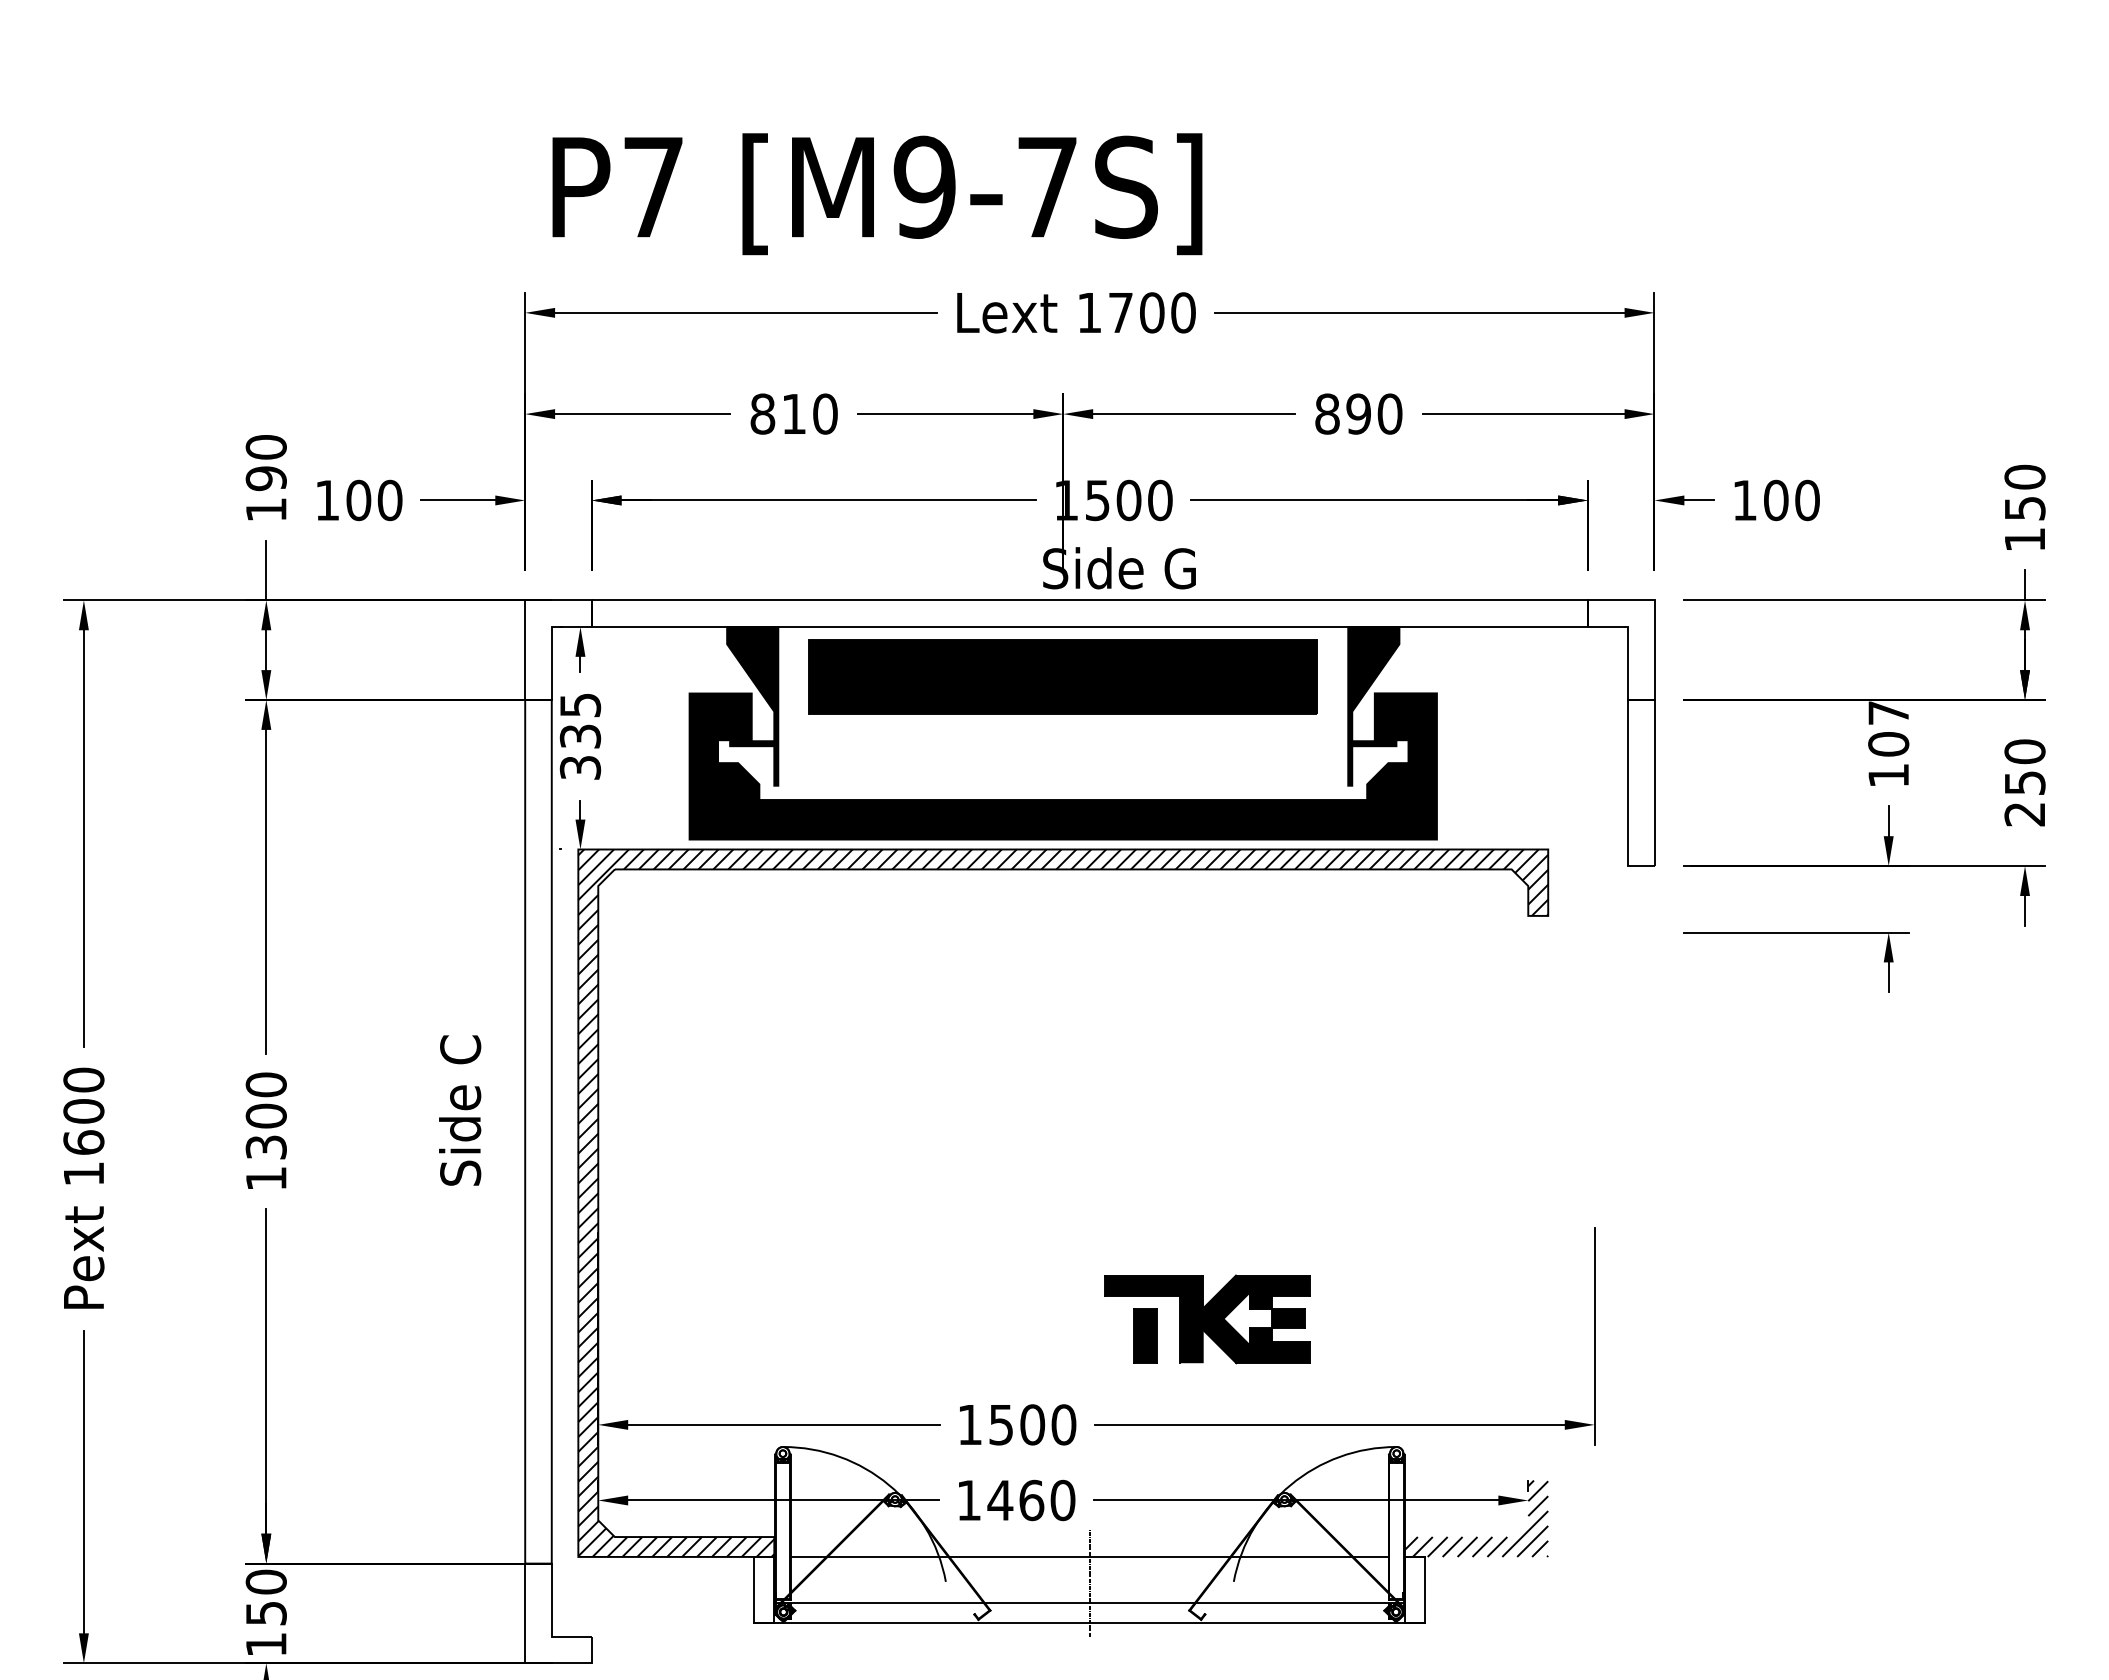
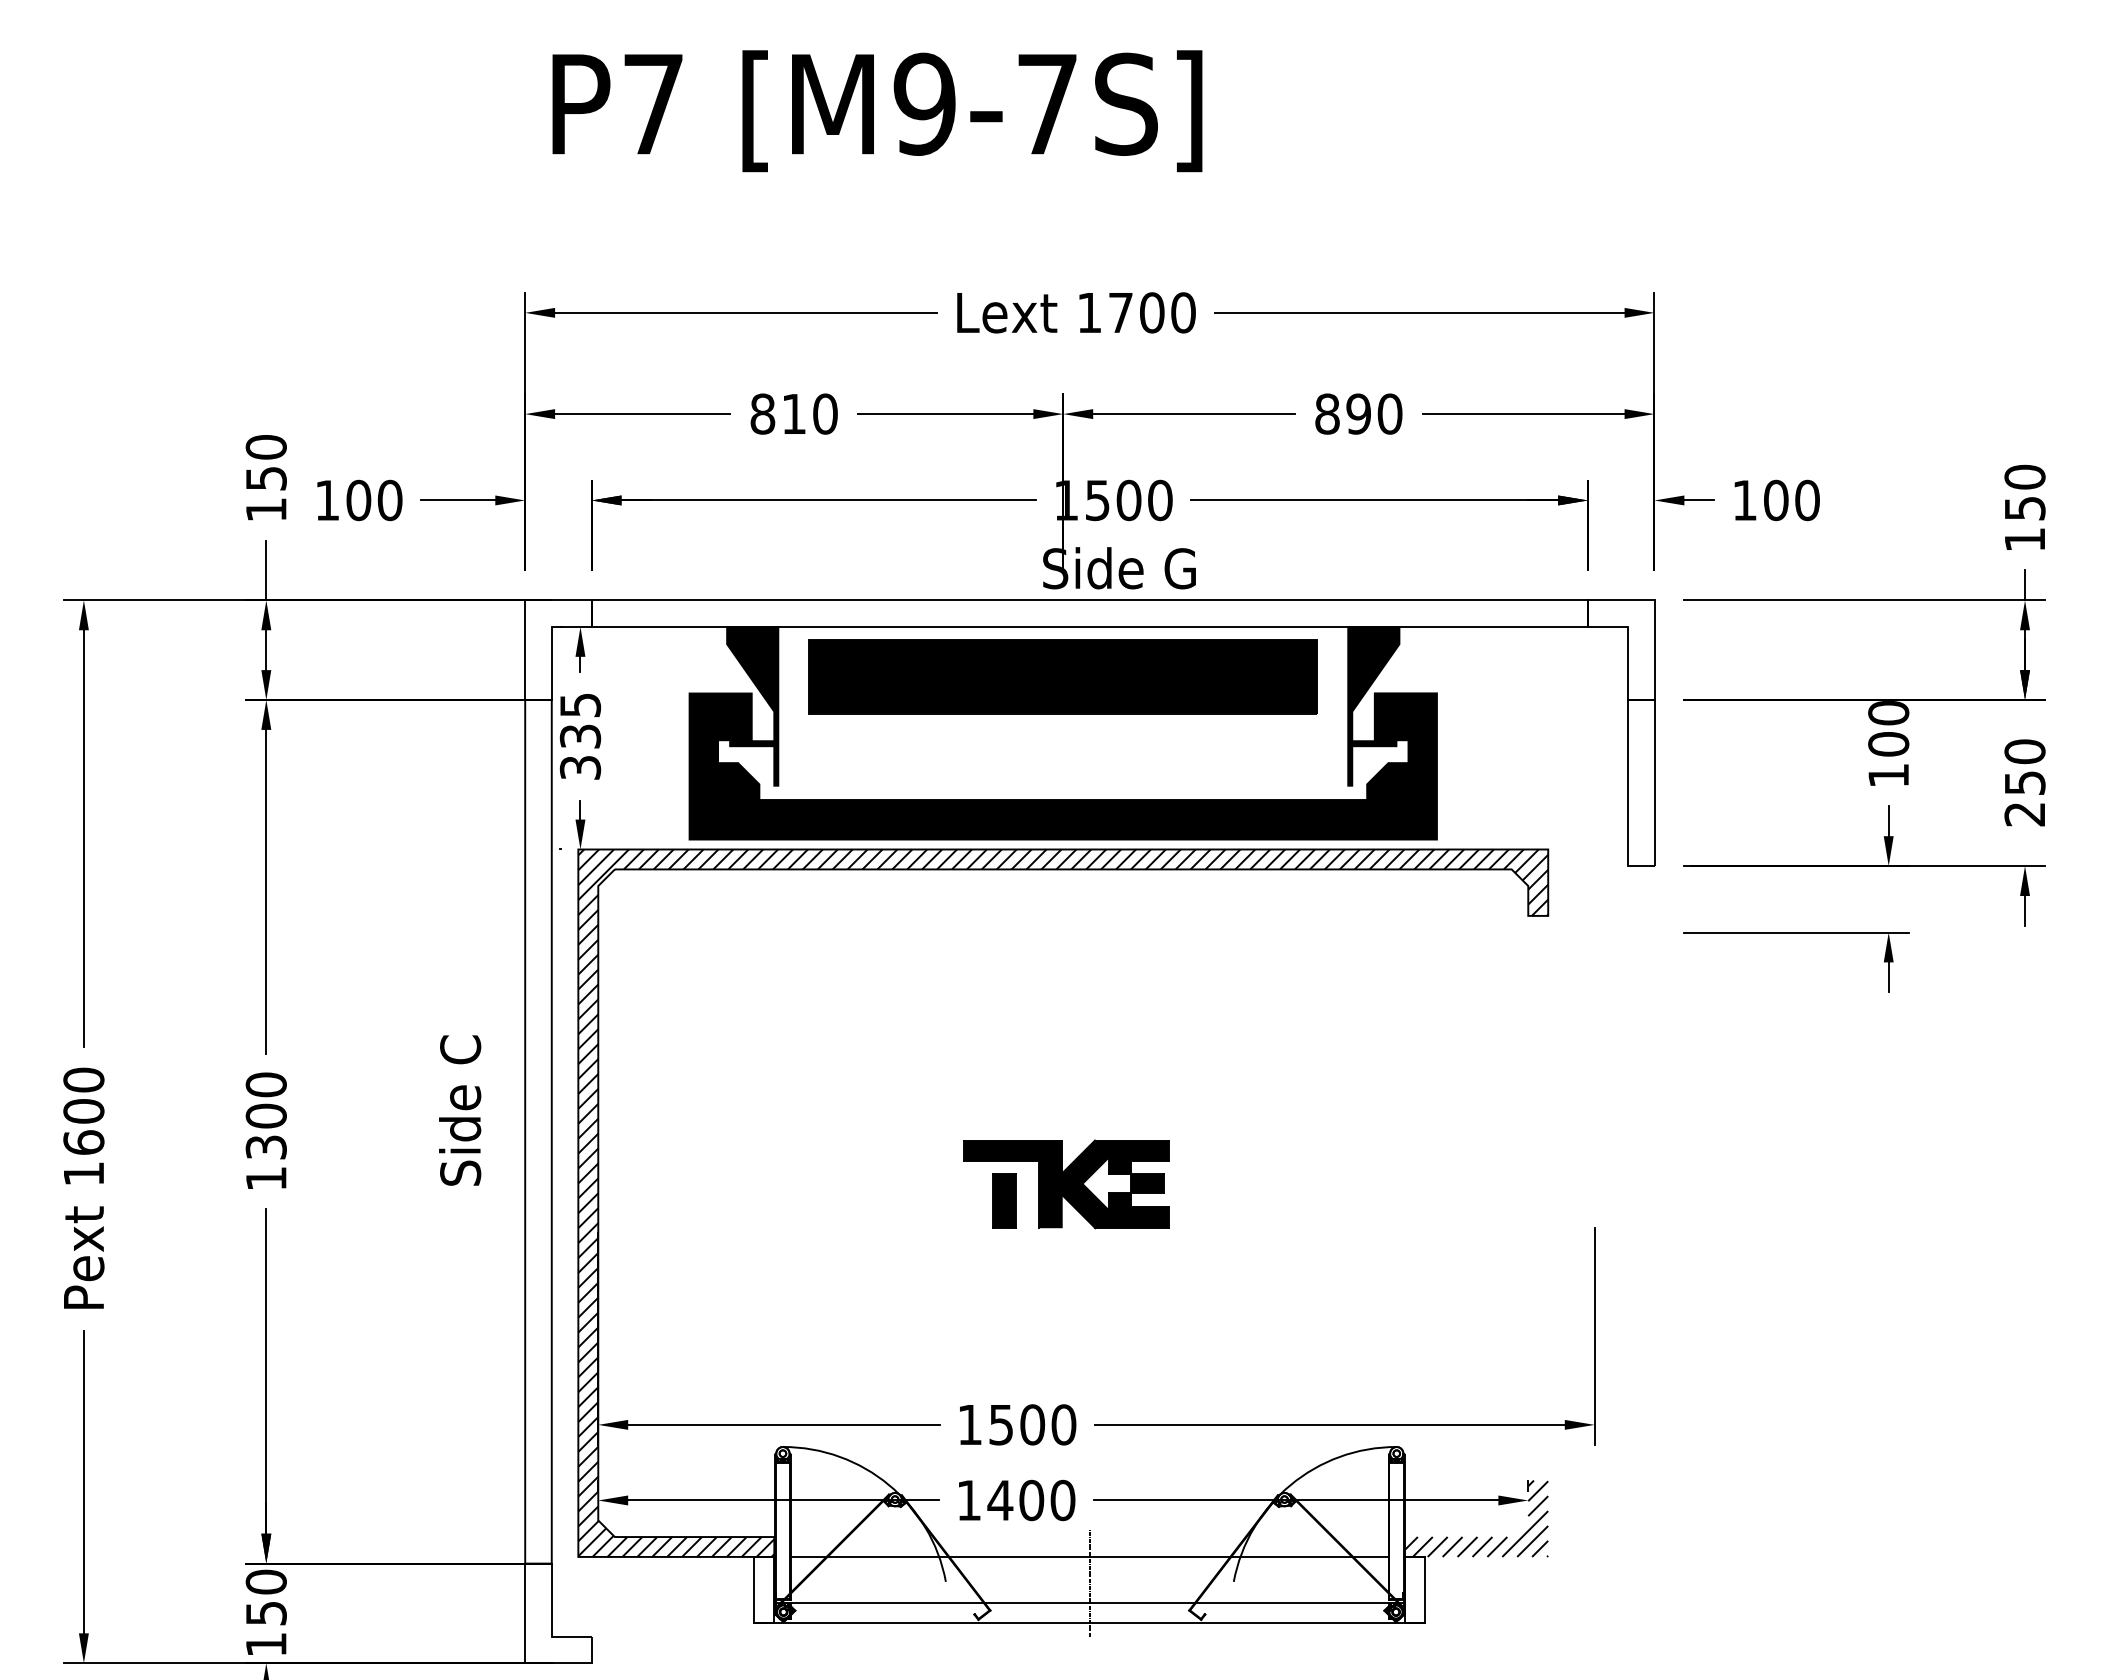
text position: (877, 194) -> (877, 111) (877, 111)
text: 190 -> 150 (265, 478)
text: 107 -> 100 (1888, 713)
part position: (1207, 1319) -> (1066, 1184) (1066, 1184)
text: 1460 -> 1400 (1031, 1499)
